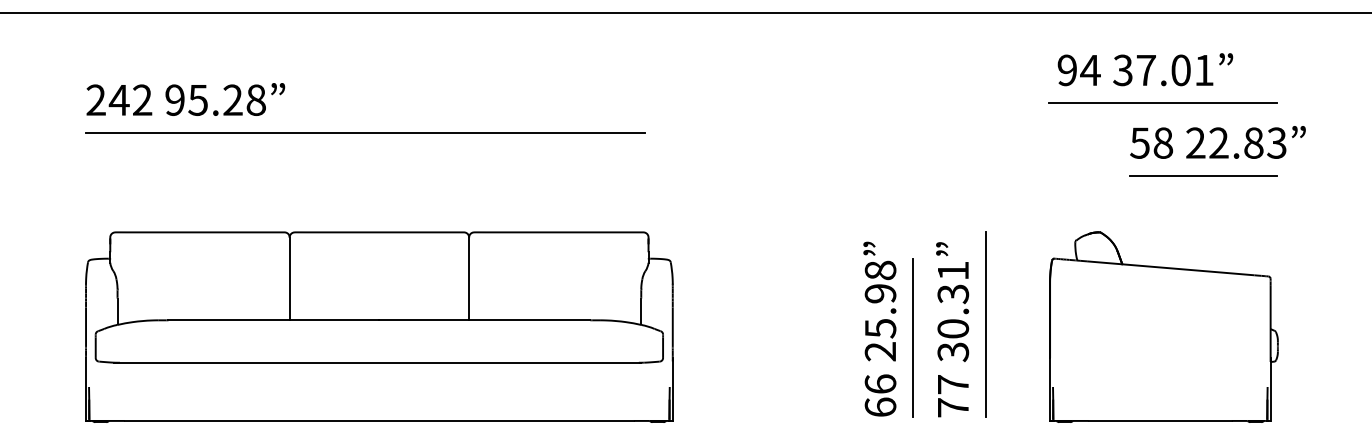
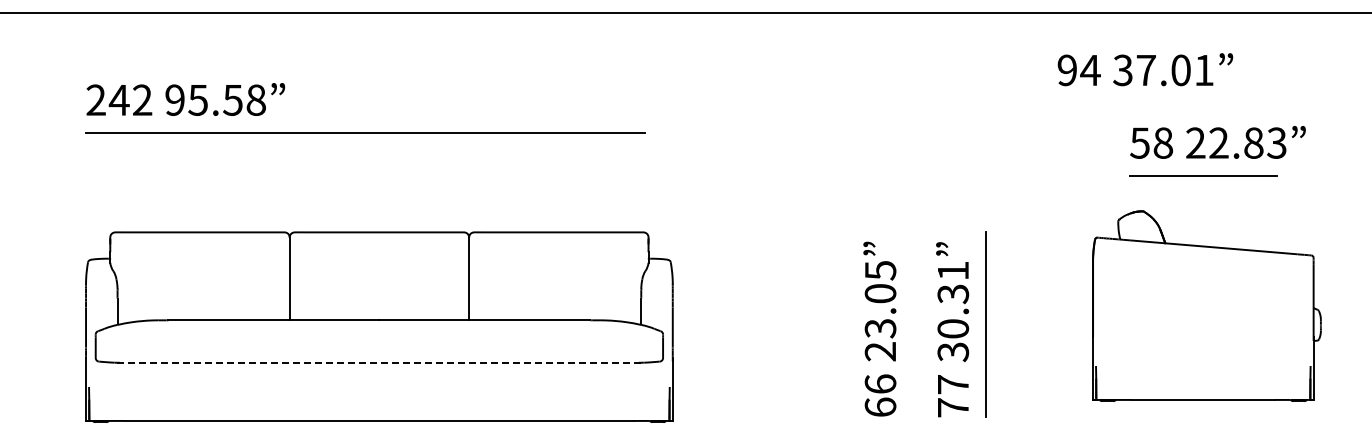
text: 95.28 -> 95.58 (232, 99)
line: present -> none (1163, 103)
text: 25.98 -> 23.05 (880, 299)
part position: (1163, 326) -> (1206, 305) (1206, 305)
line: present -> none (913, 337)
line: solid -> dashed (377, 362)
